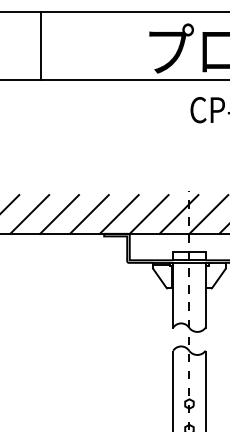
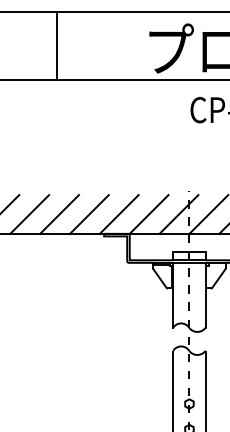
line position: (41, 46) -> (57, 46) (57, 46)
